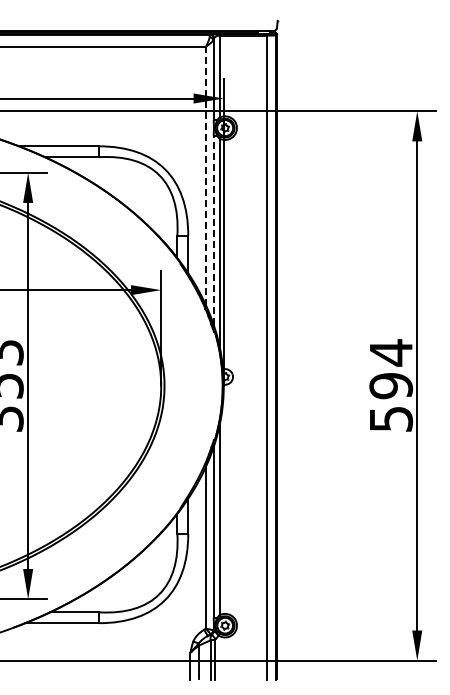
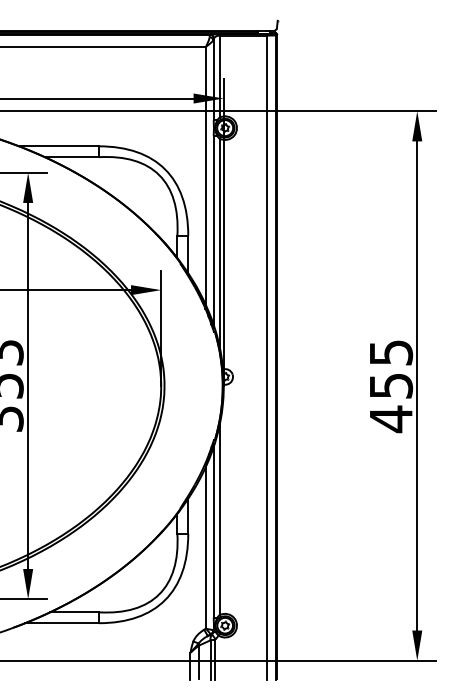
line: dashed -> solid (206, 175)
line: dashed -> solid (213, 230)
text: 594 -> 455 (391, 386)
